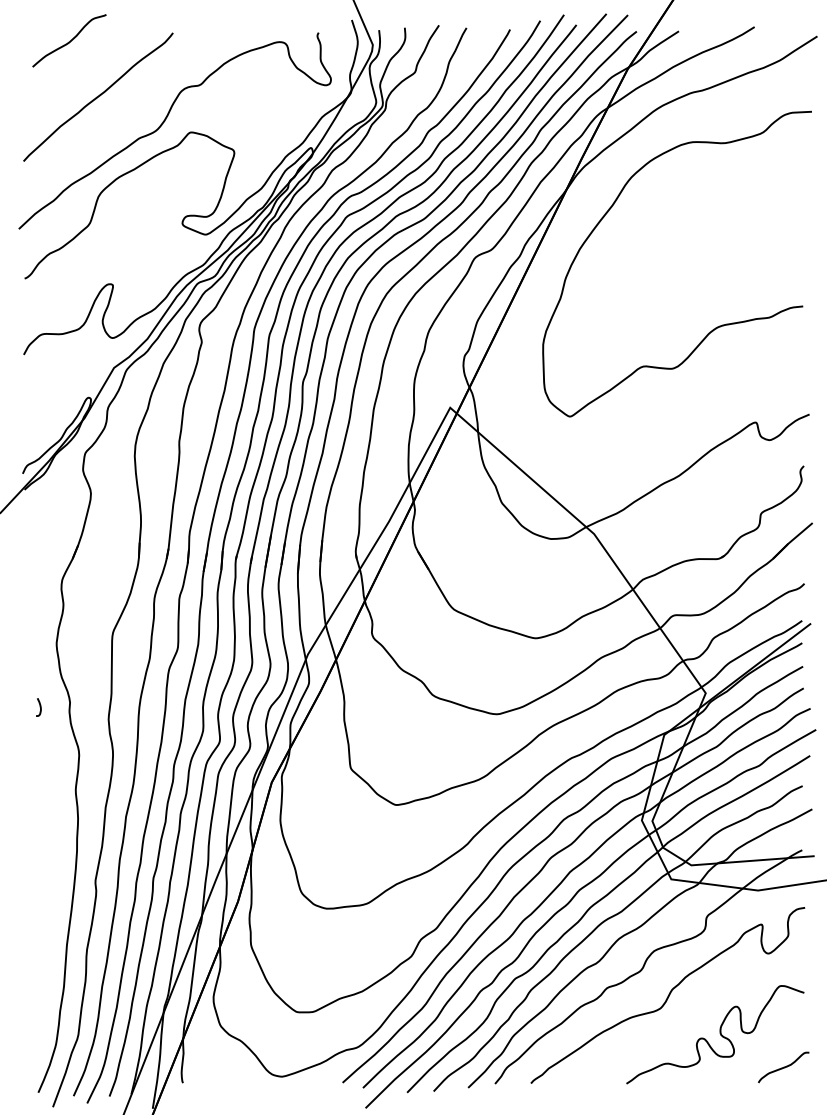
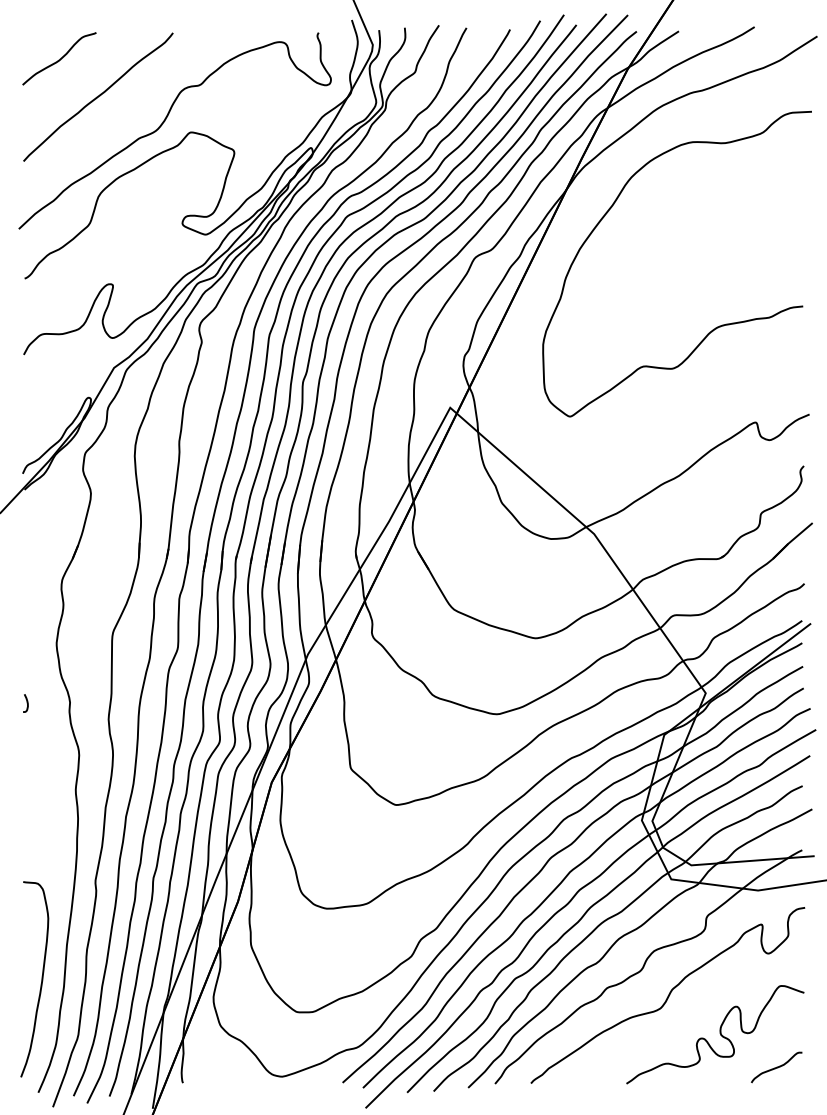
curve position: (70, 40) -> (60, 58) (60, 58)
curve position: (39, 707) -> (26, 703) (26, 703)
curve: none -> present (41, 979)
curve position: (783, 1067) -> (776, 1067) (776, 1067)
